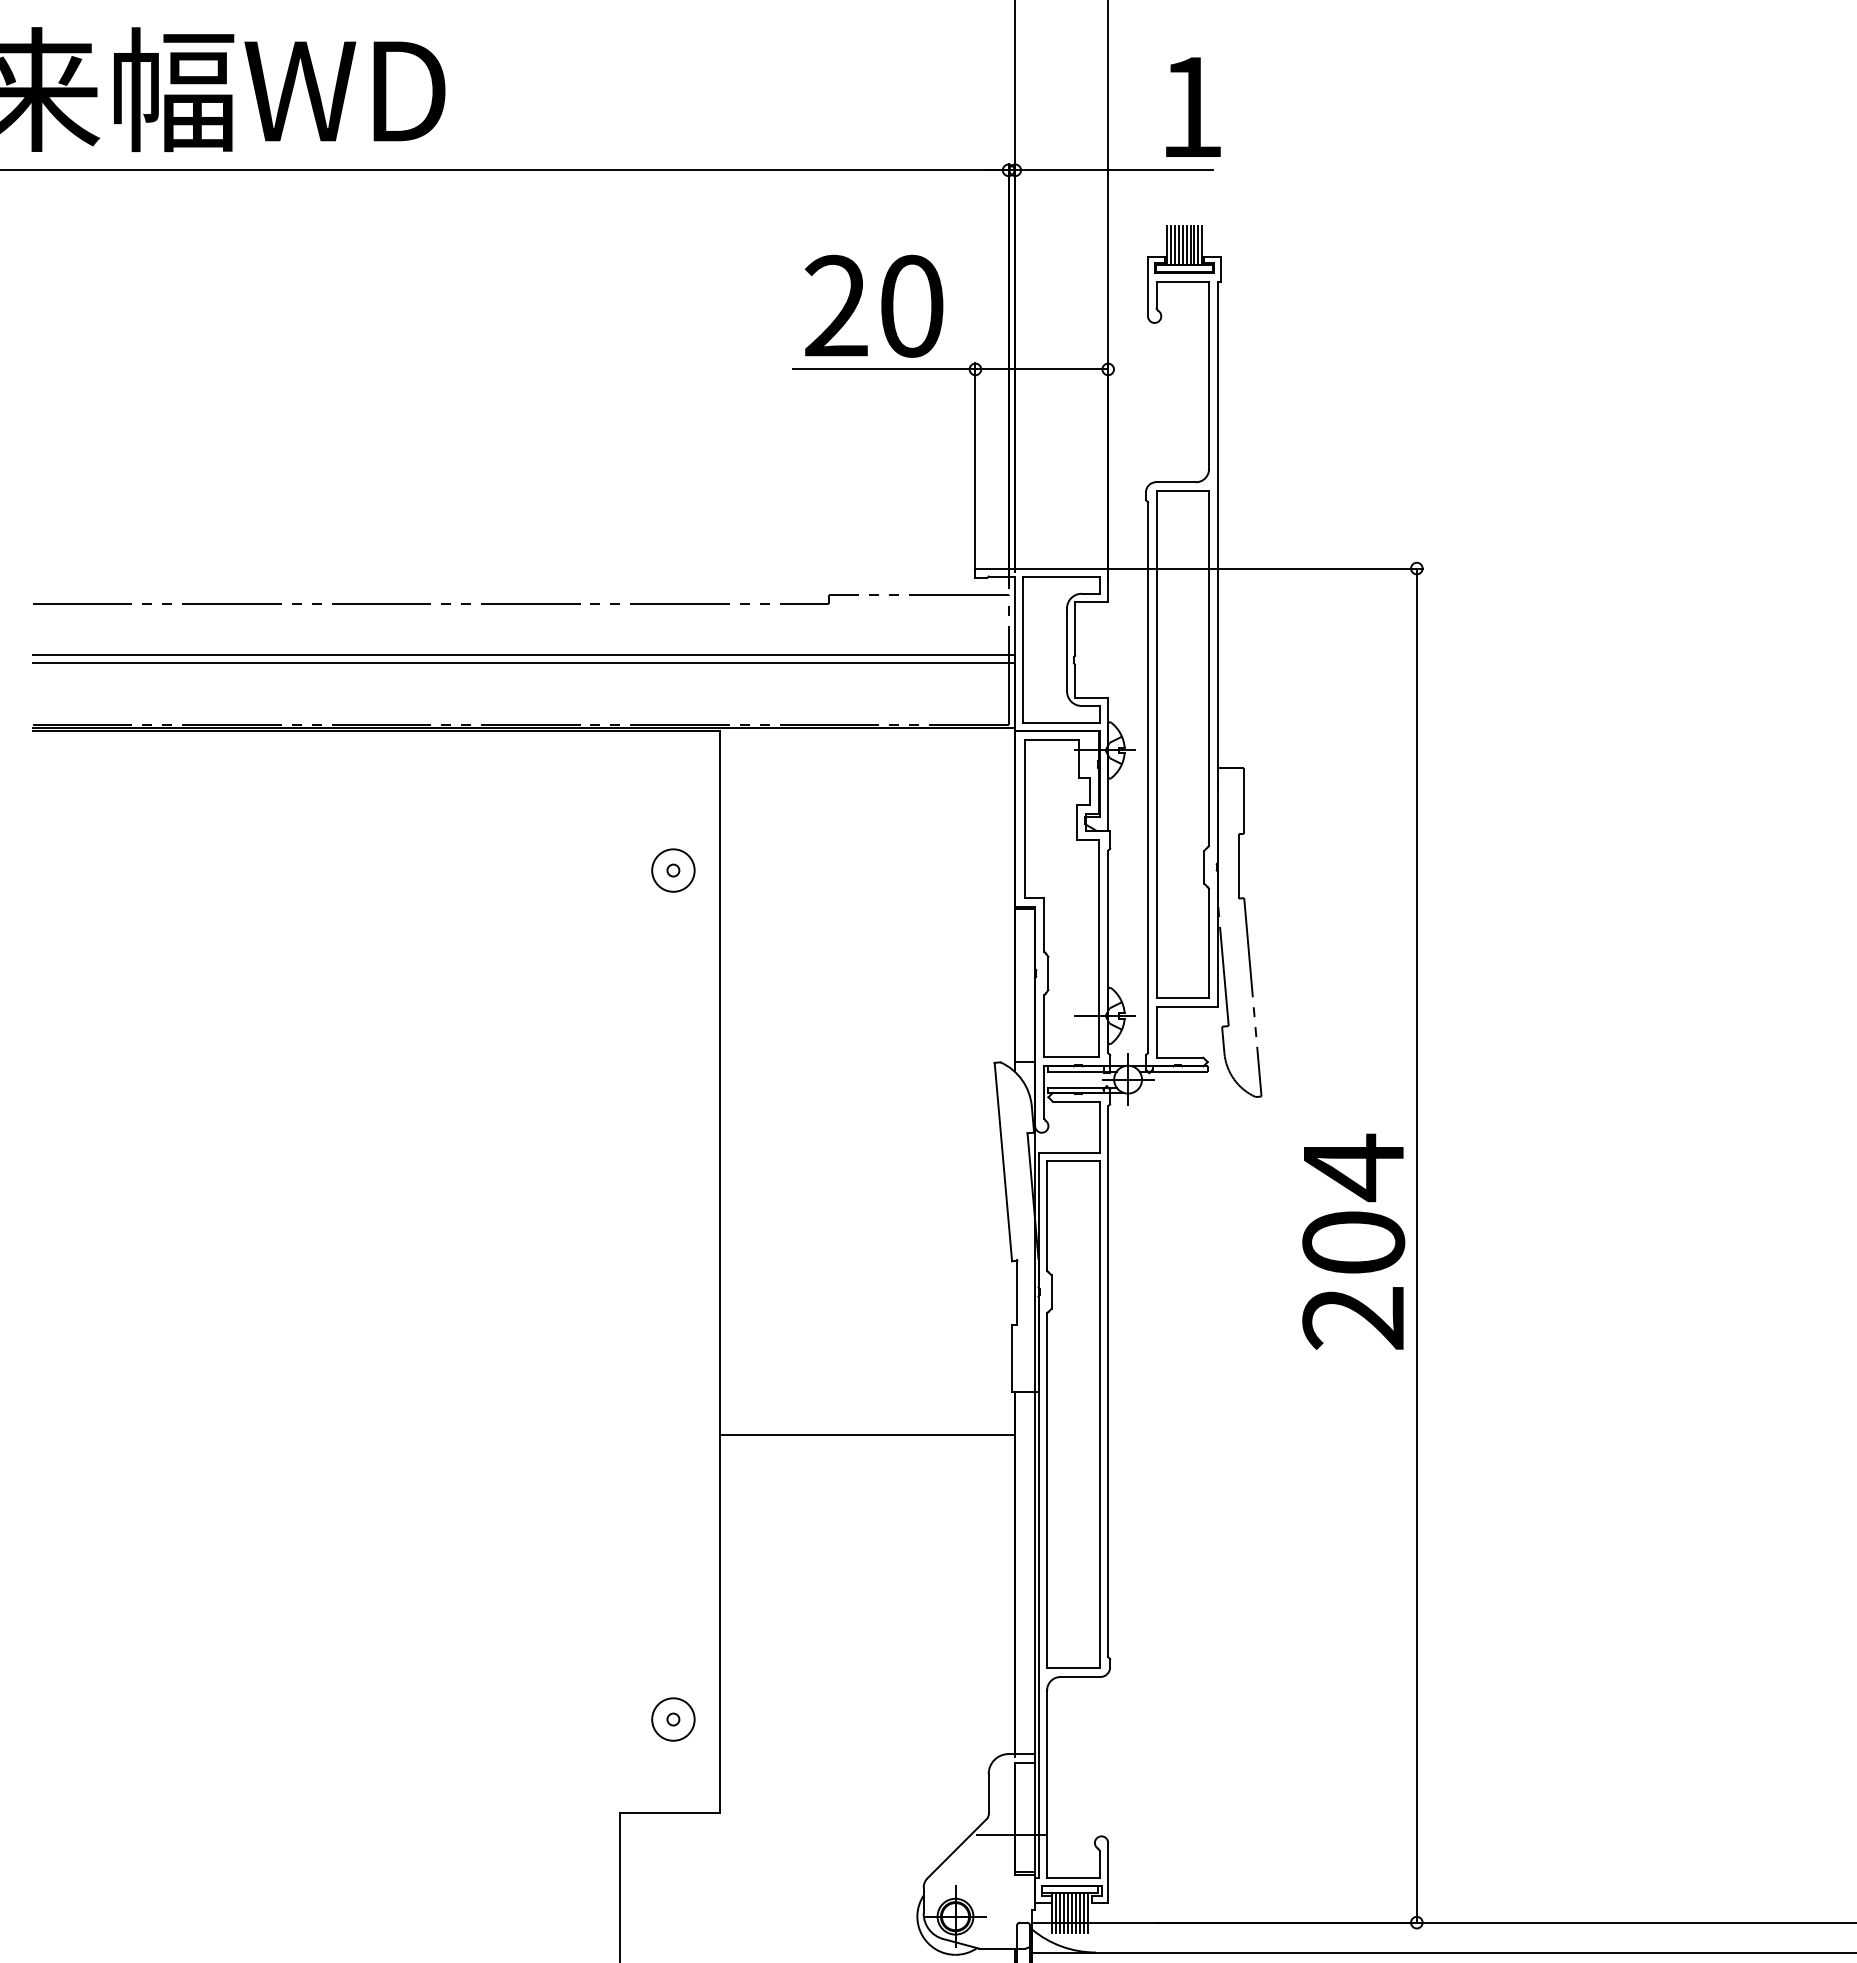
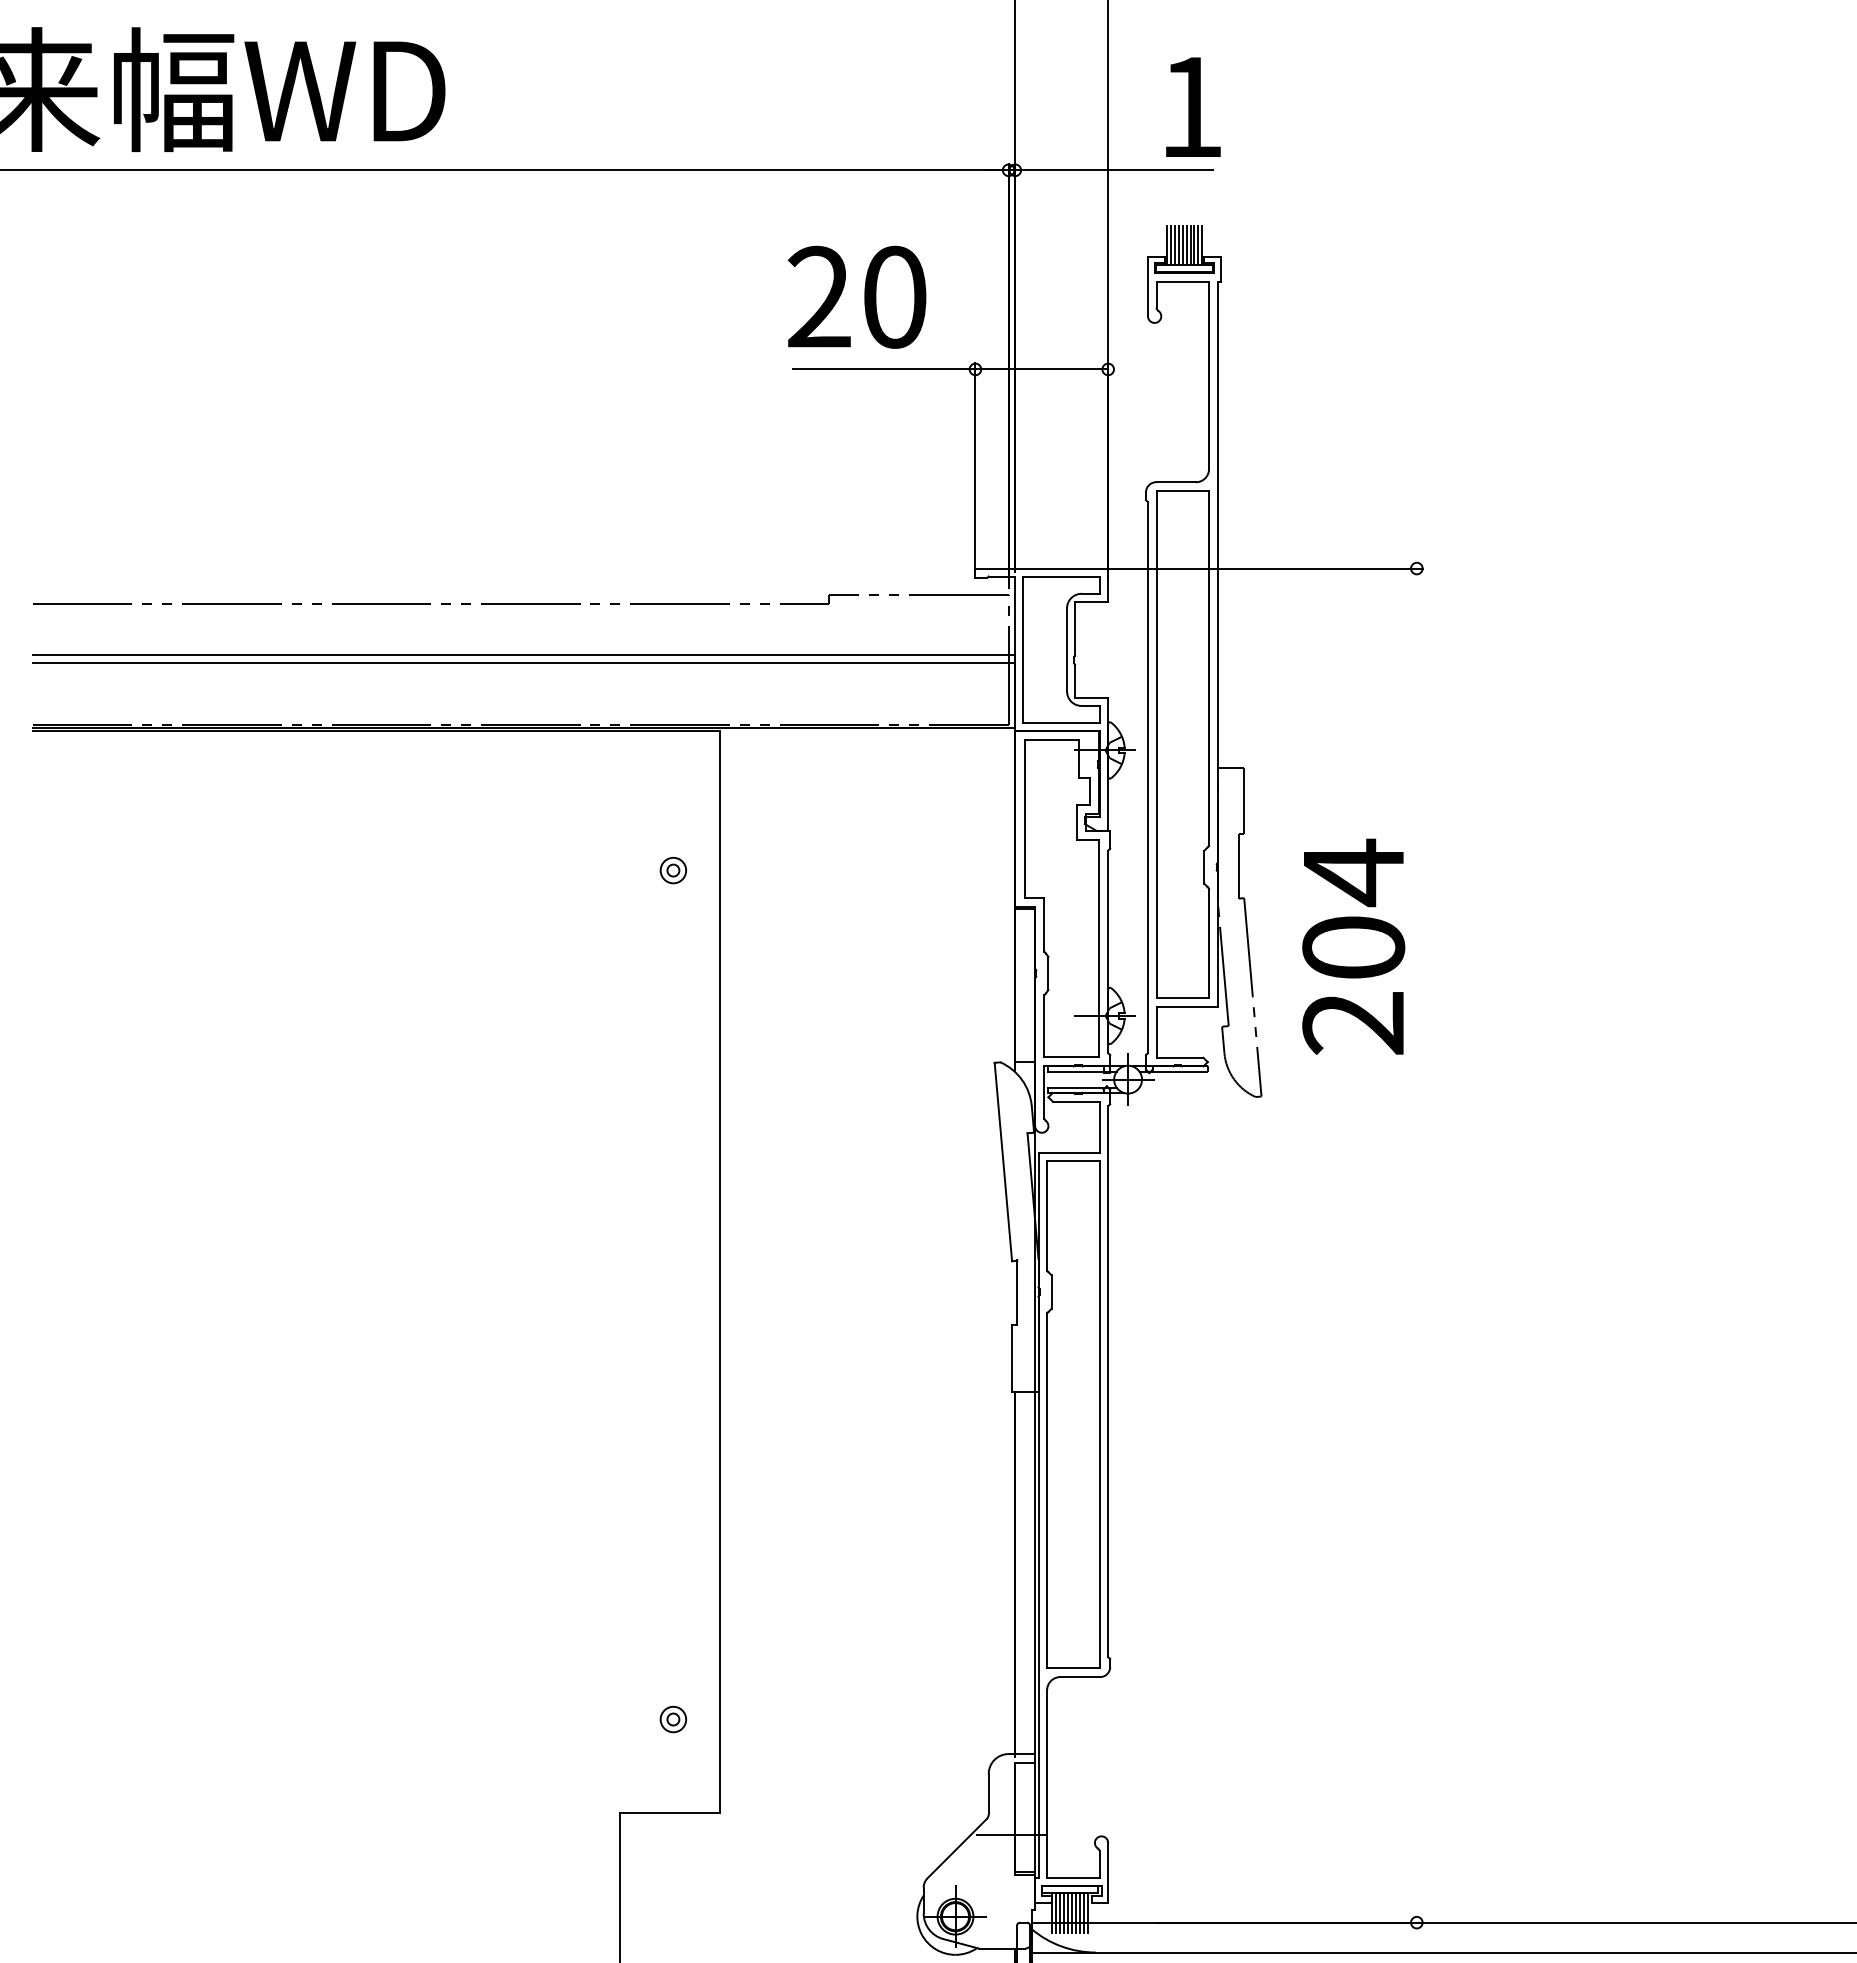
text position: (873, 305) -> (856, 296) (856, 296)
circle diameter: 42 px -> 25 px (673, 870)
text position: (1353, 1241) -> (1353, 946) (1353, 946)
line: present -> none (1416, 1245)
line: present -> none (867, 1434)
circle diameter: 42 px -> 25 px (673, 1719)
